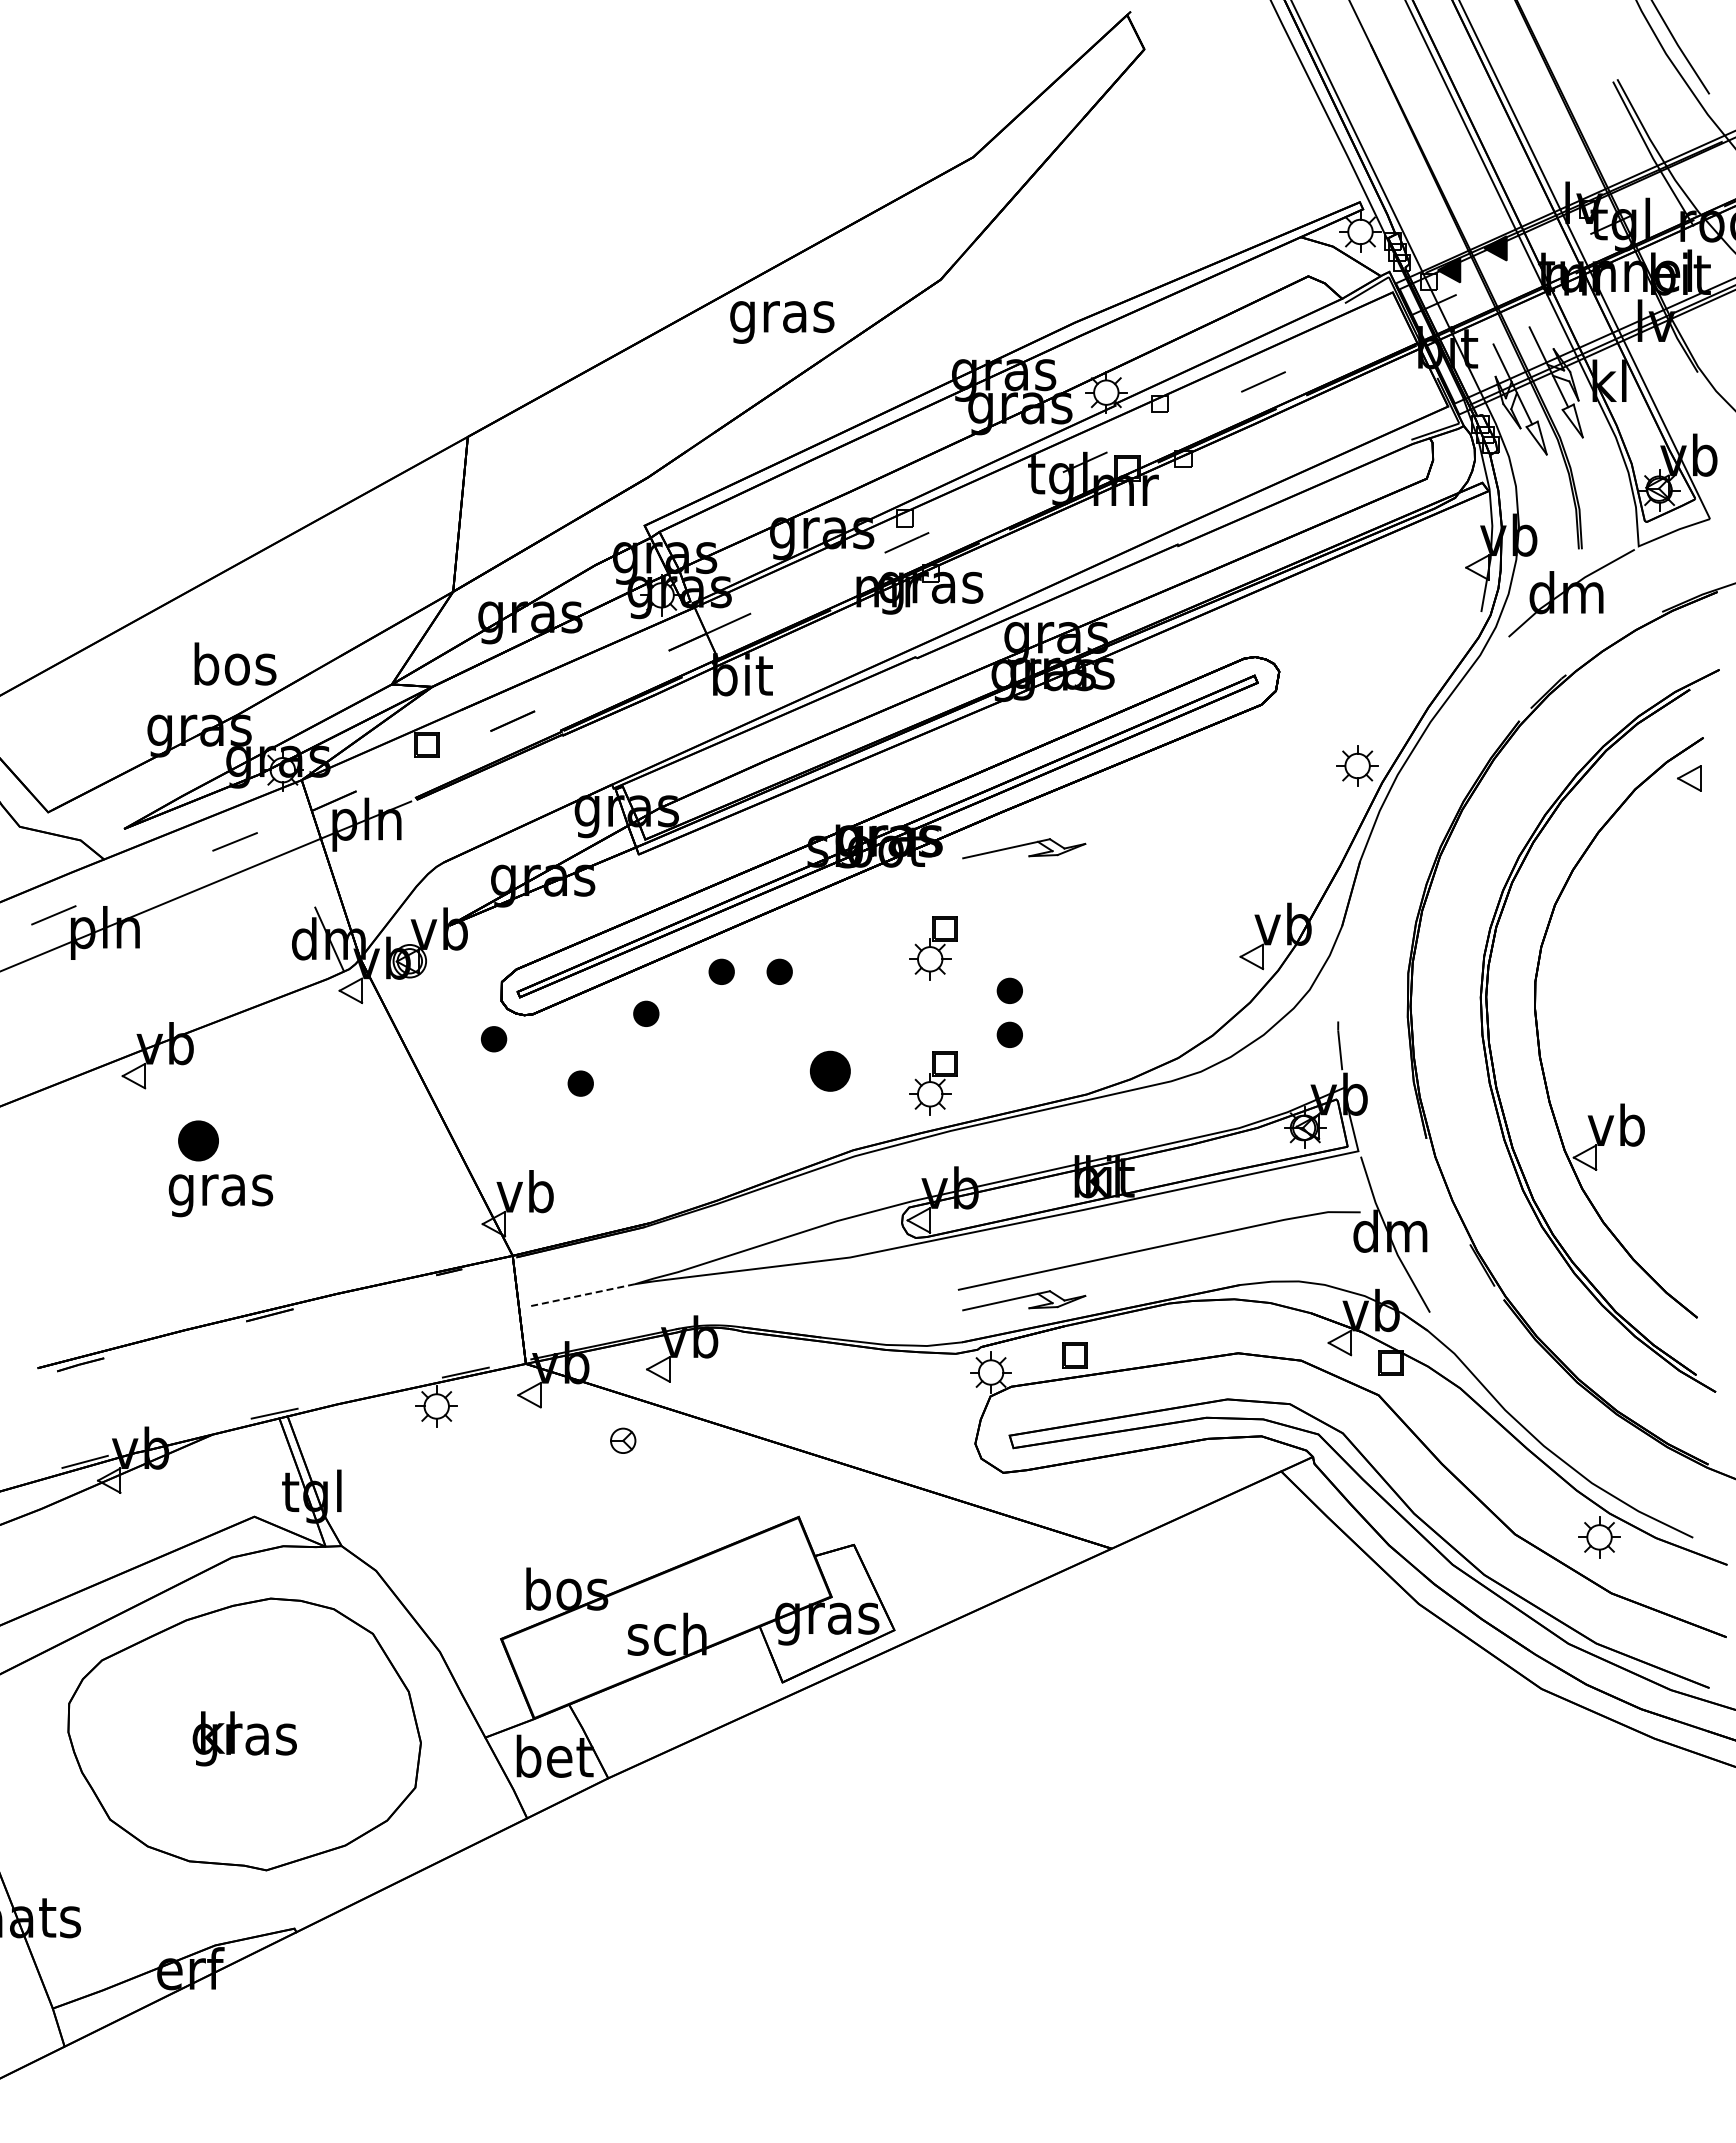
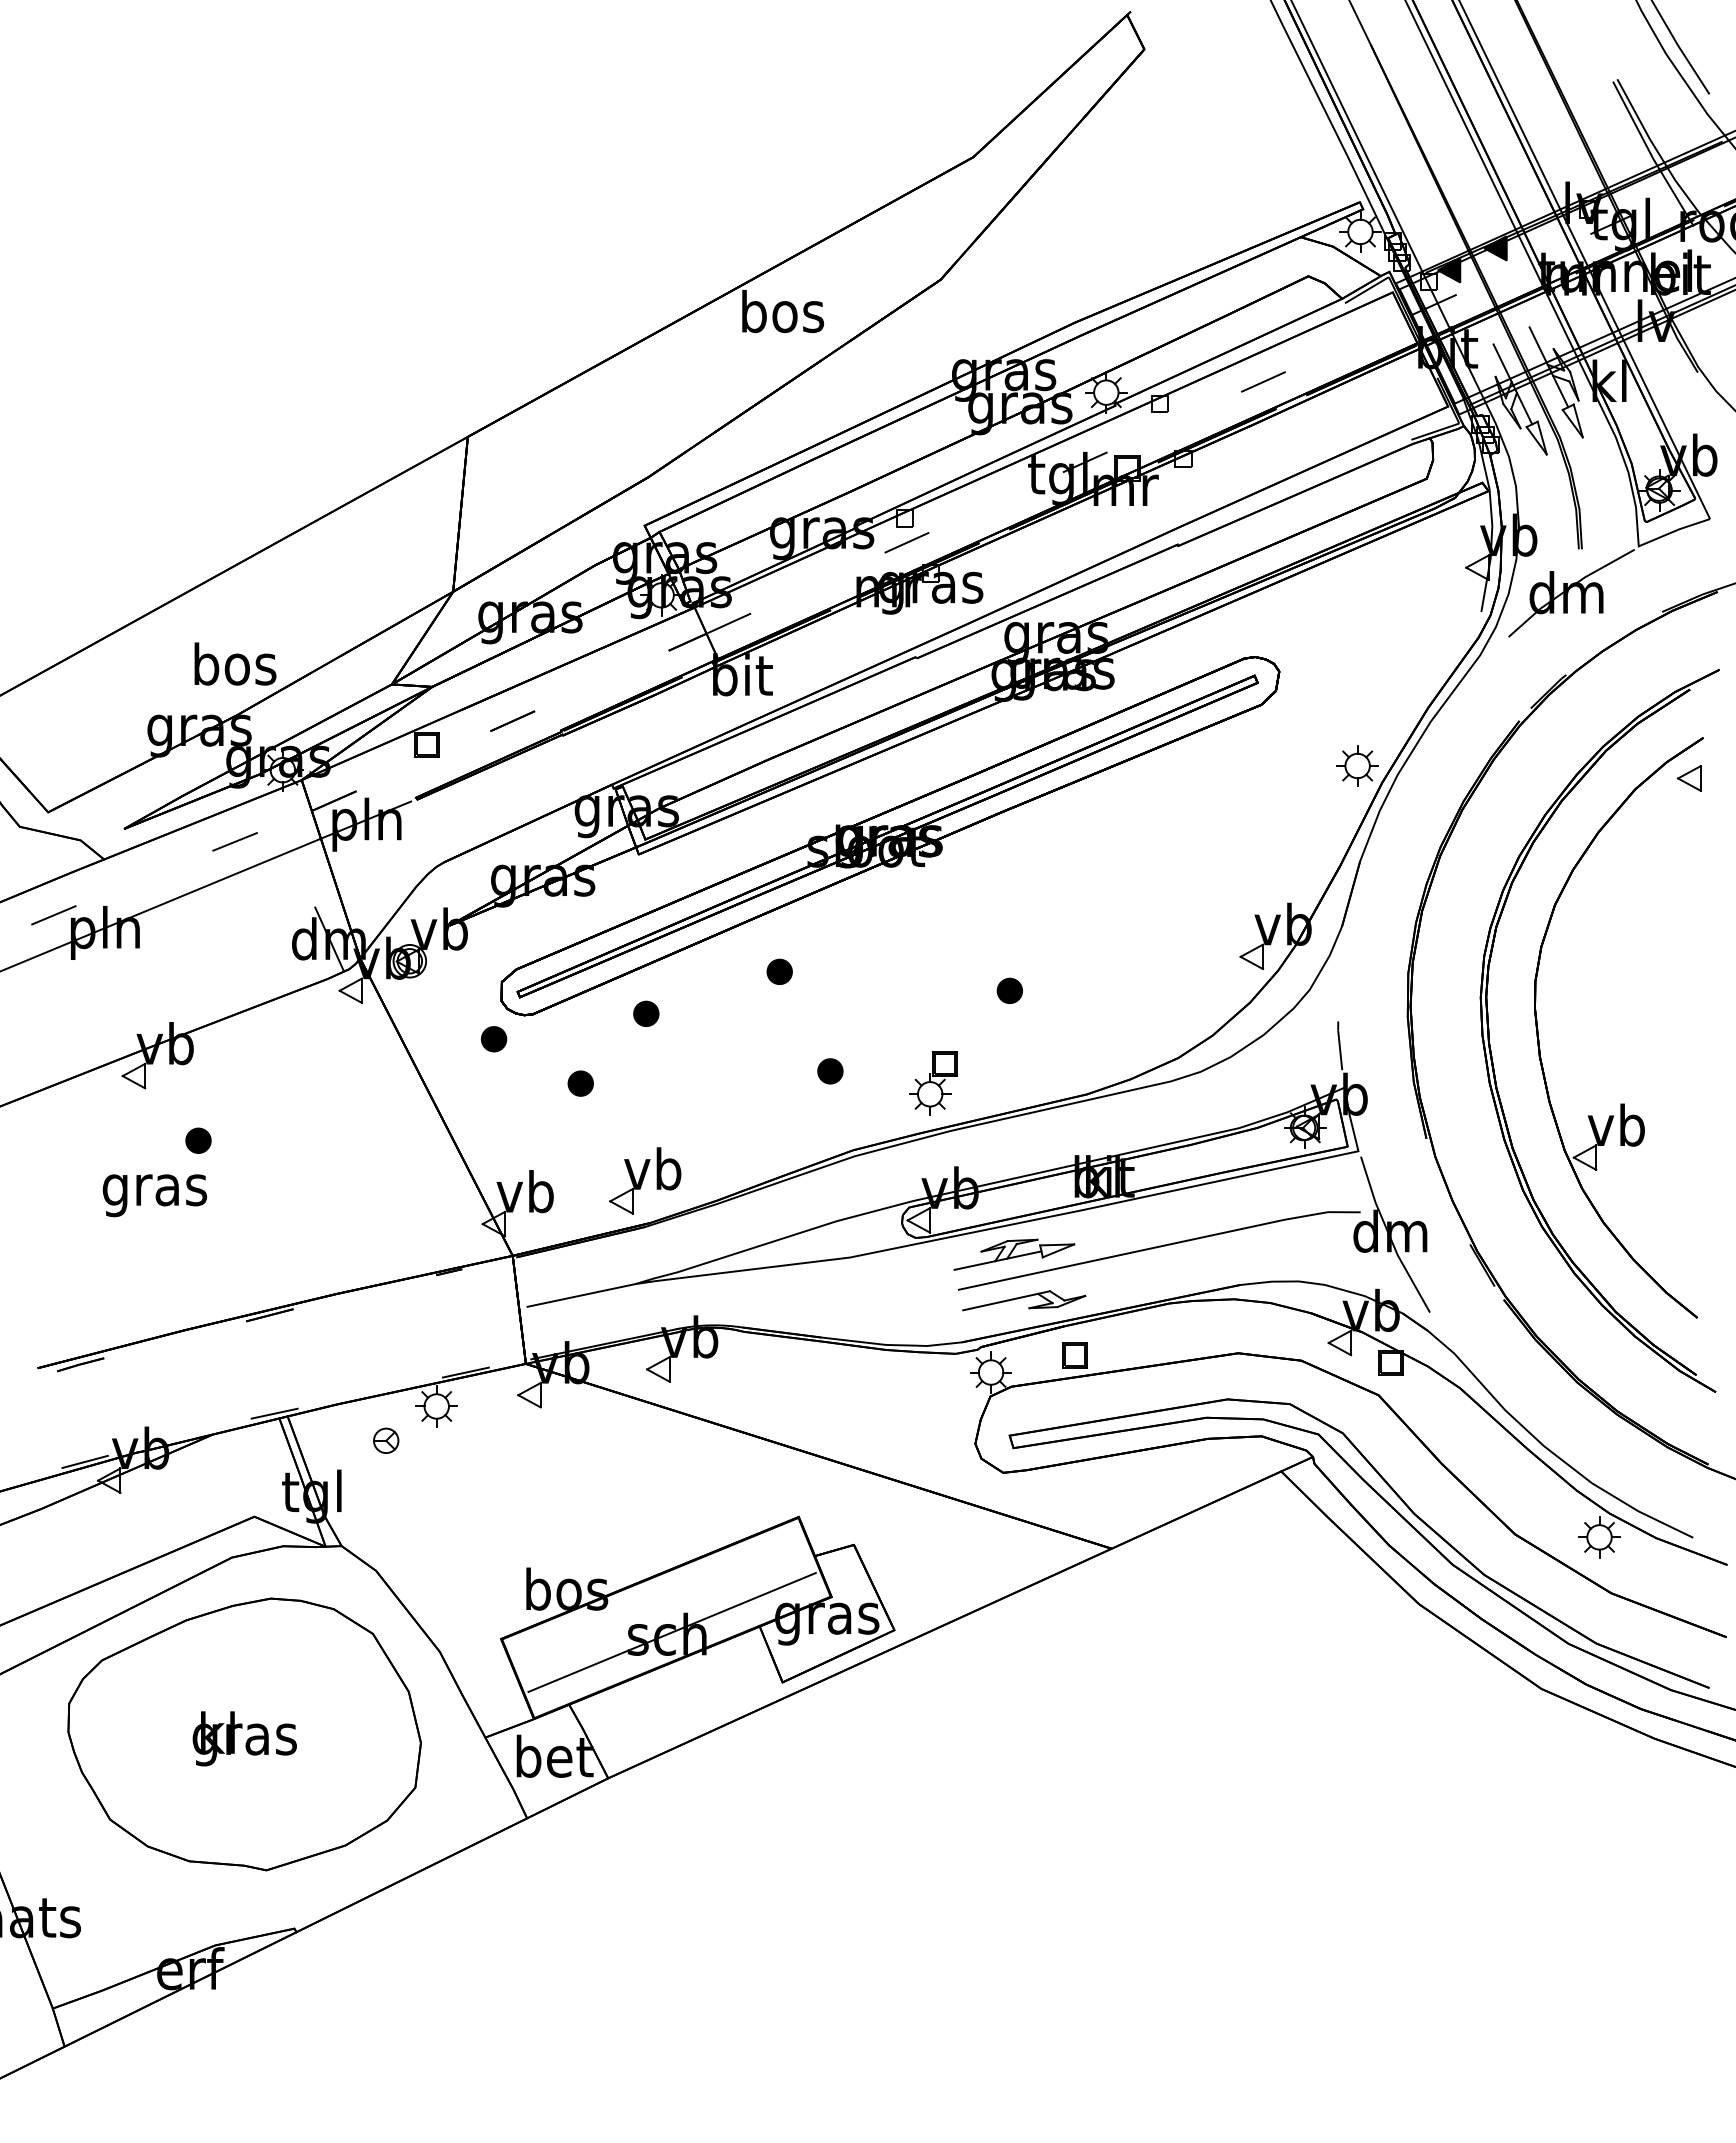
text: gras -> bos (782, 316)
part: present -> none (1024, 848)
part: present -> none (933, 948)
part: present -> none (721, 971)
part: present -> none (1009, 1034)
part size: 41x42 px -> 27x27 px (830, 1071)
part size: 41x42 px -> 27x27 px (198, 1140)
part: none -> present (645, 1180)
text position: (220, 1195) -> (154, 1195) (154, 1195)
part: none -> present (1014, 1254)
line: dashed -> solid (581, 1295)
part position: (623, 1440) -> (386, 1440) (386, 1440)
line: none -> present (671, 1632)
